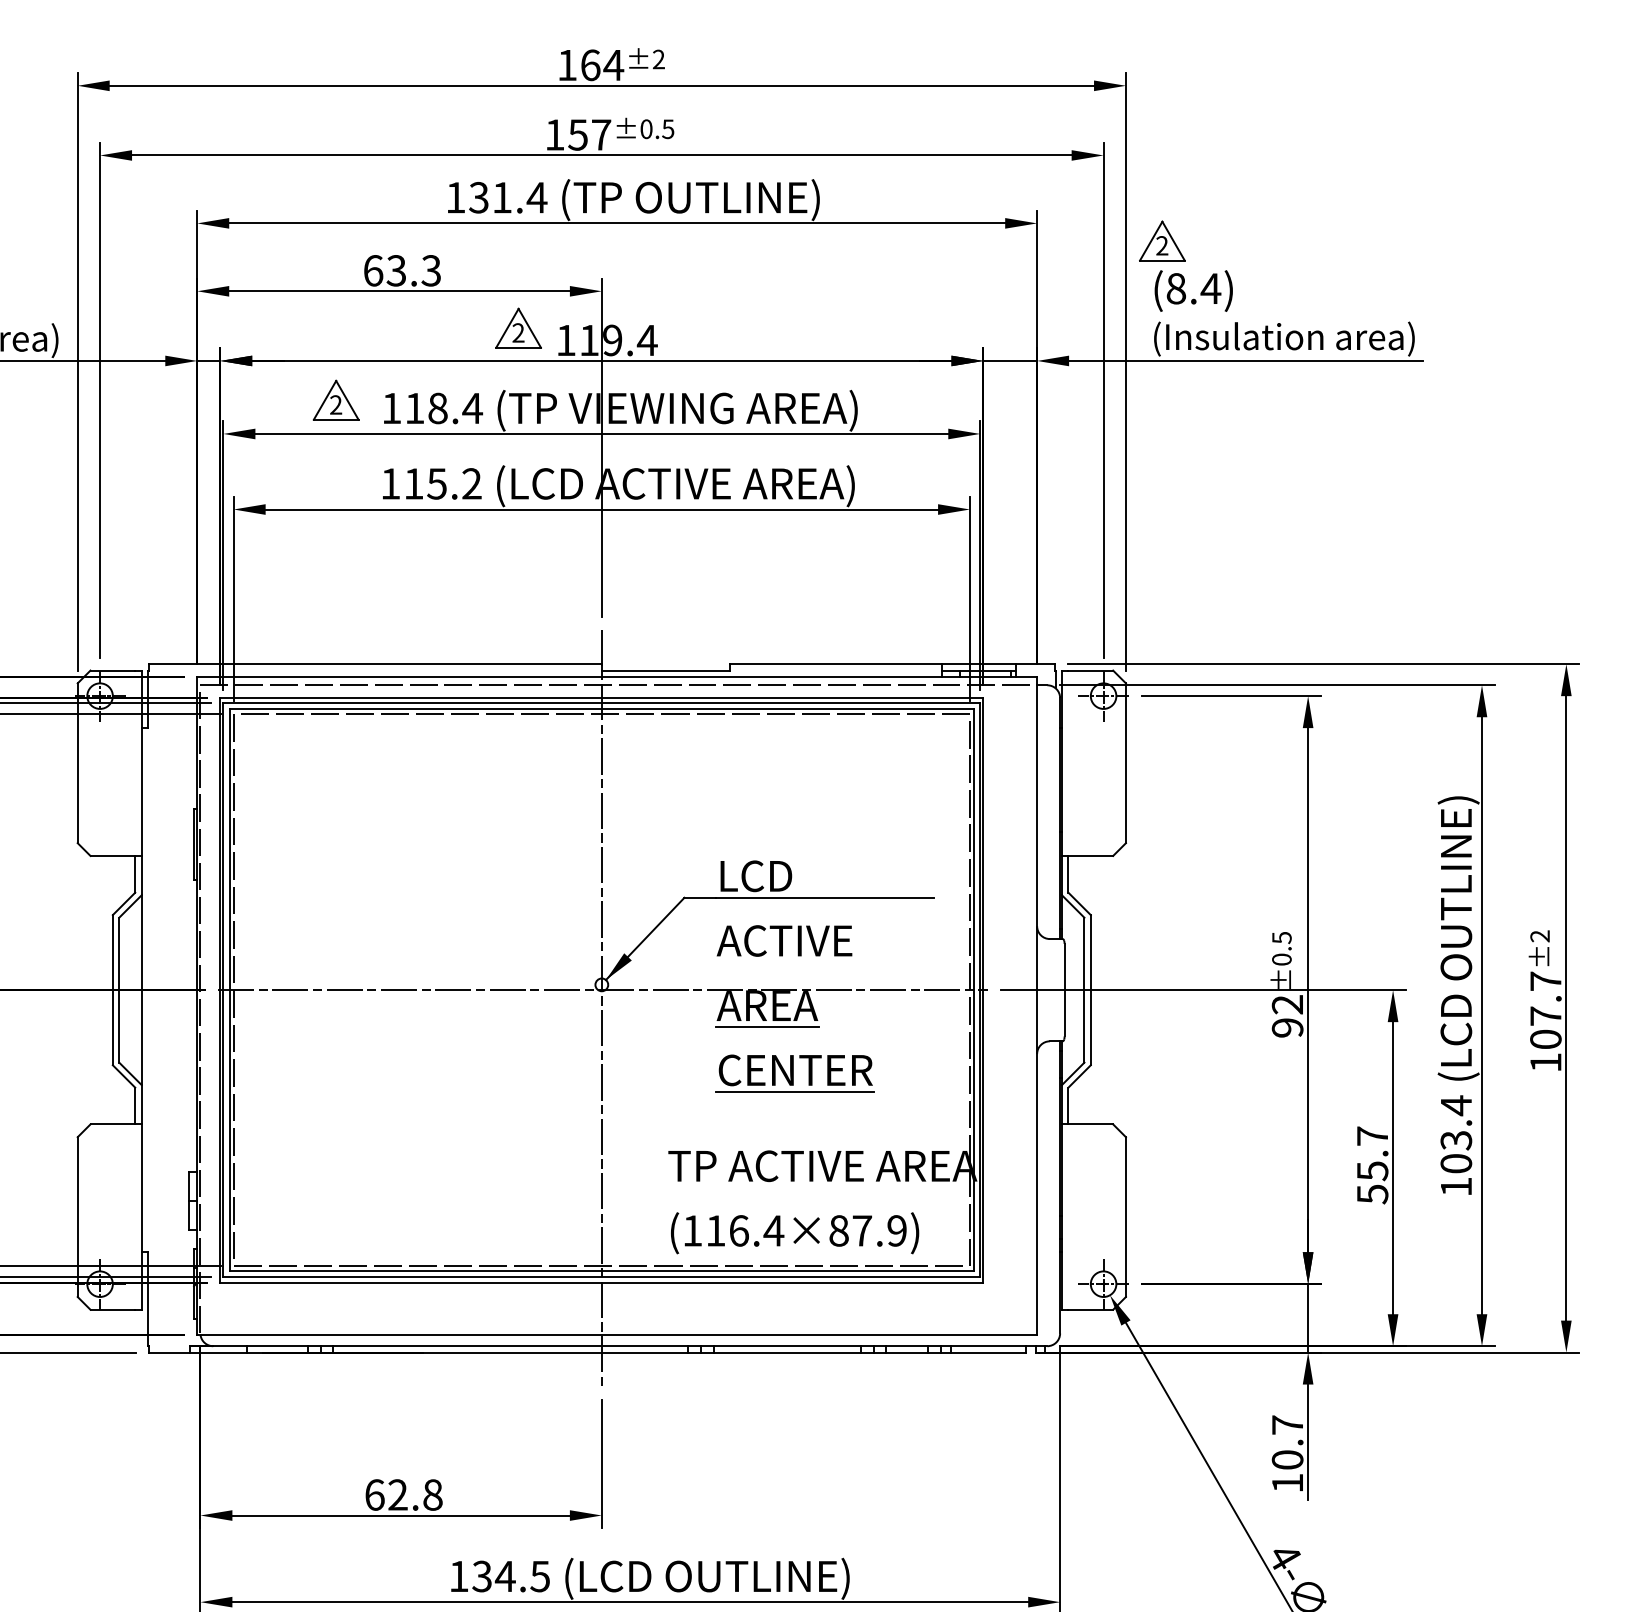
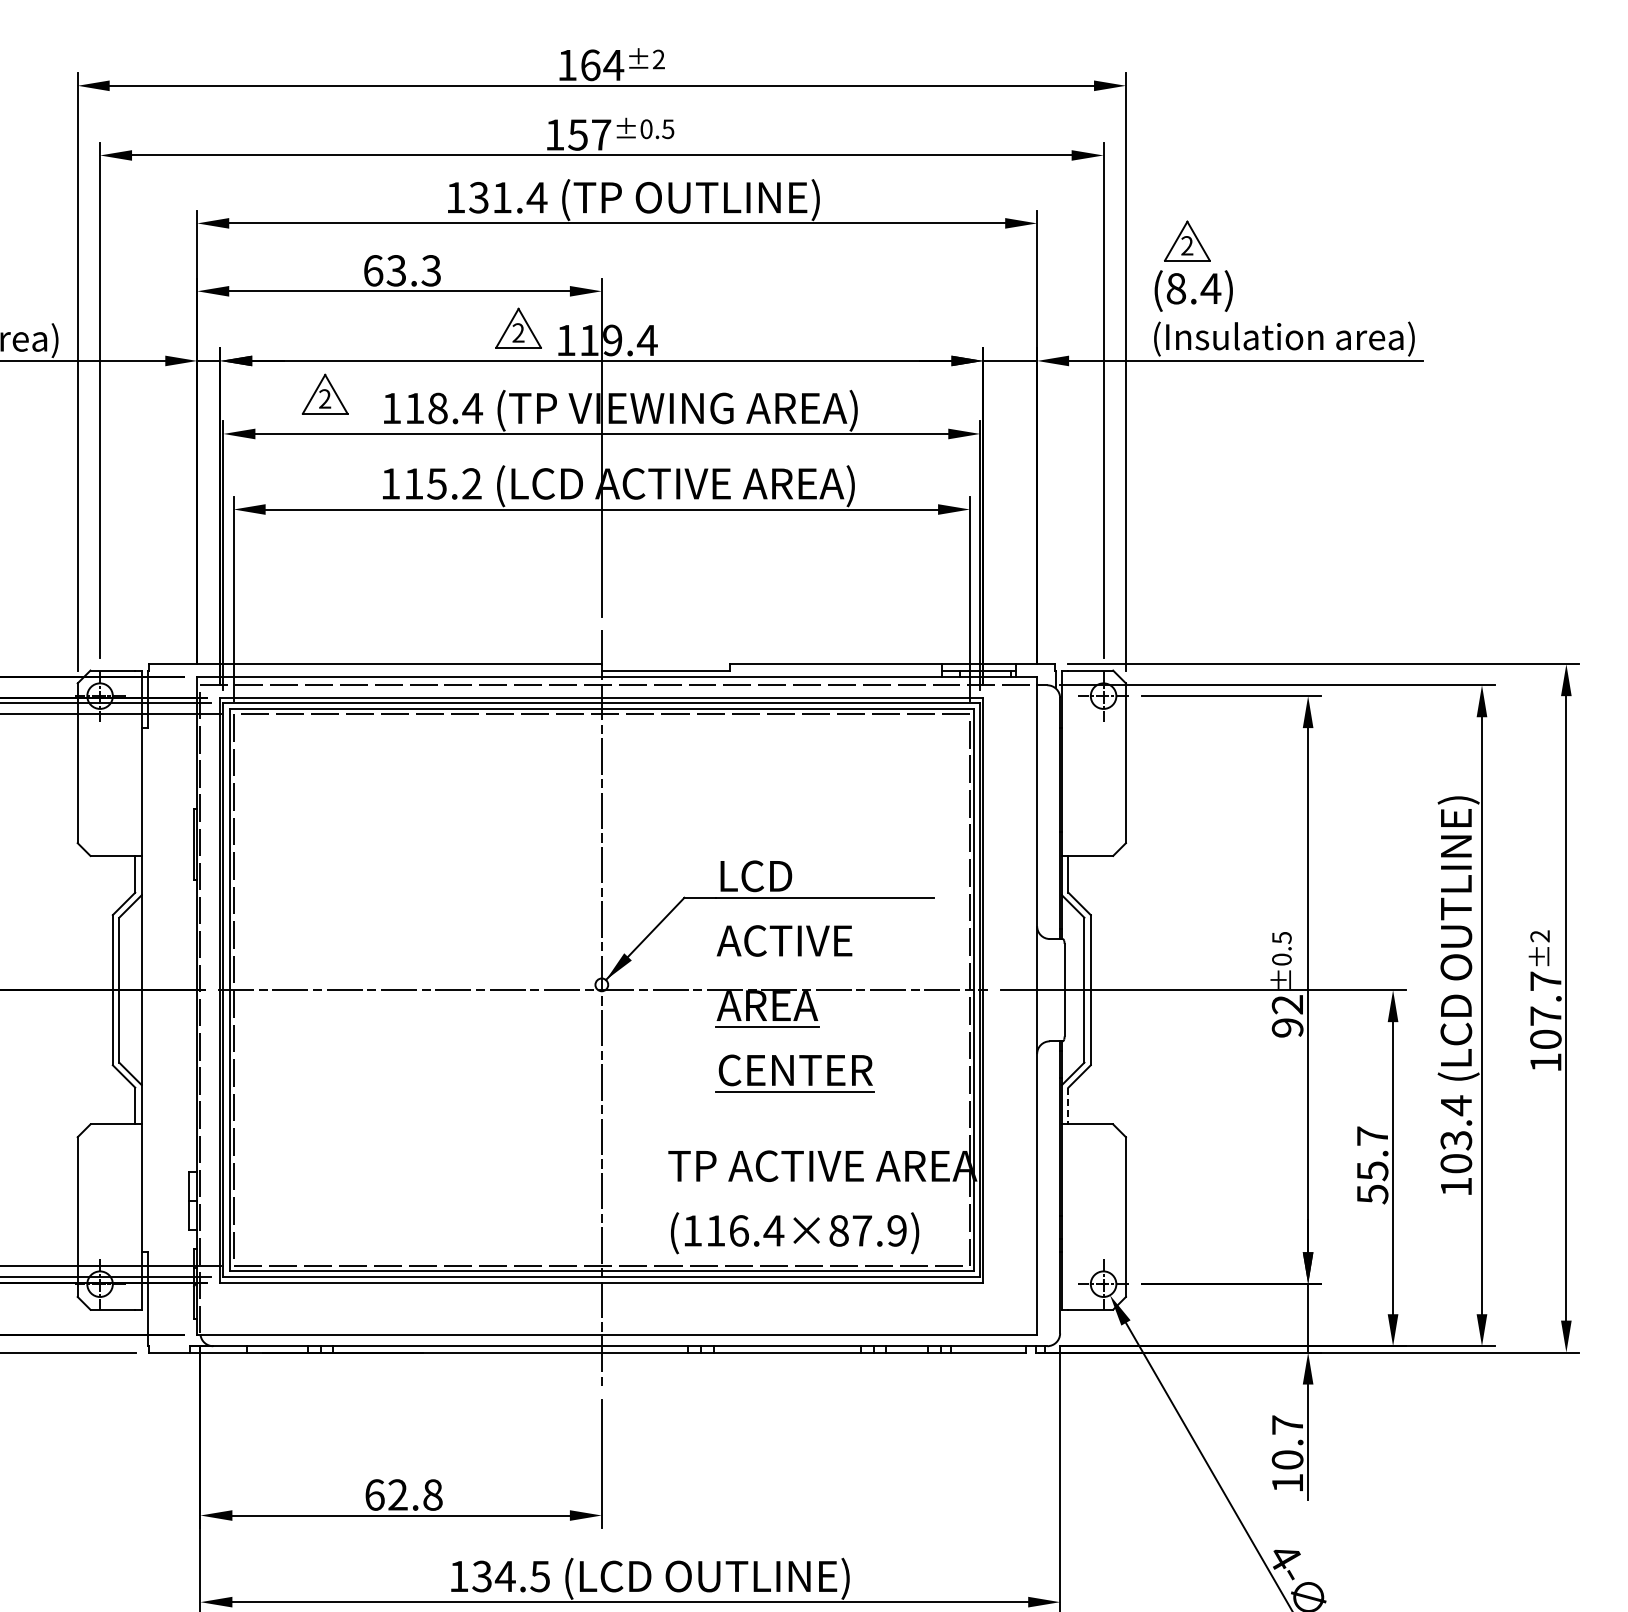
part position: (1162, 240) -> (1187, 240) (1187, 240)
part position: (335, 399) -> (324, 393) (324, 393)
line: solid -> dashed (1068, 1106)
